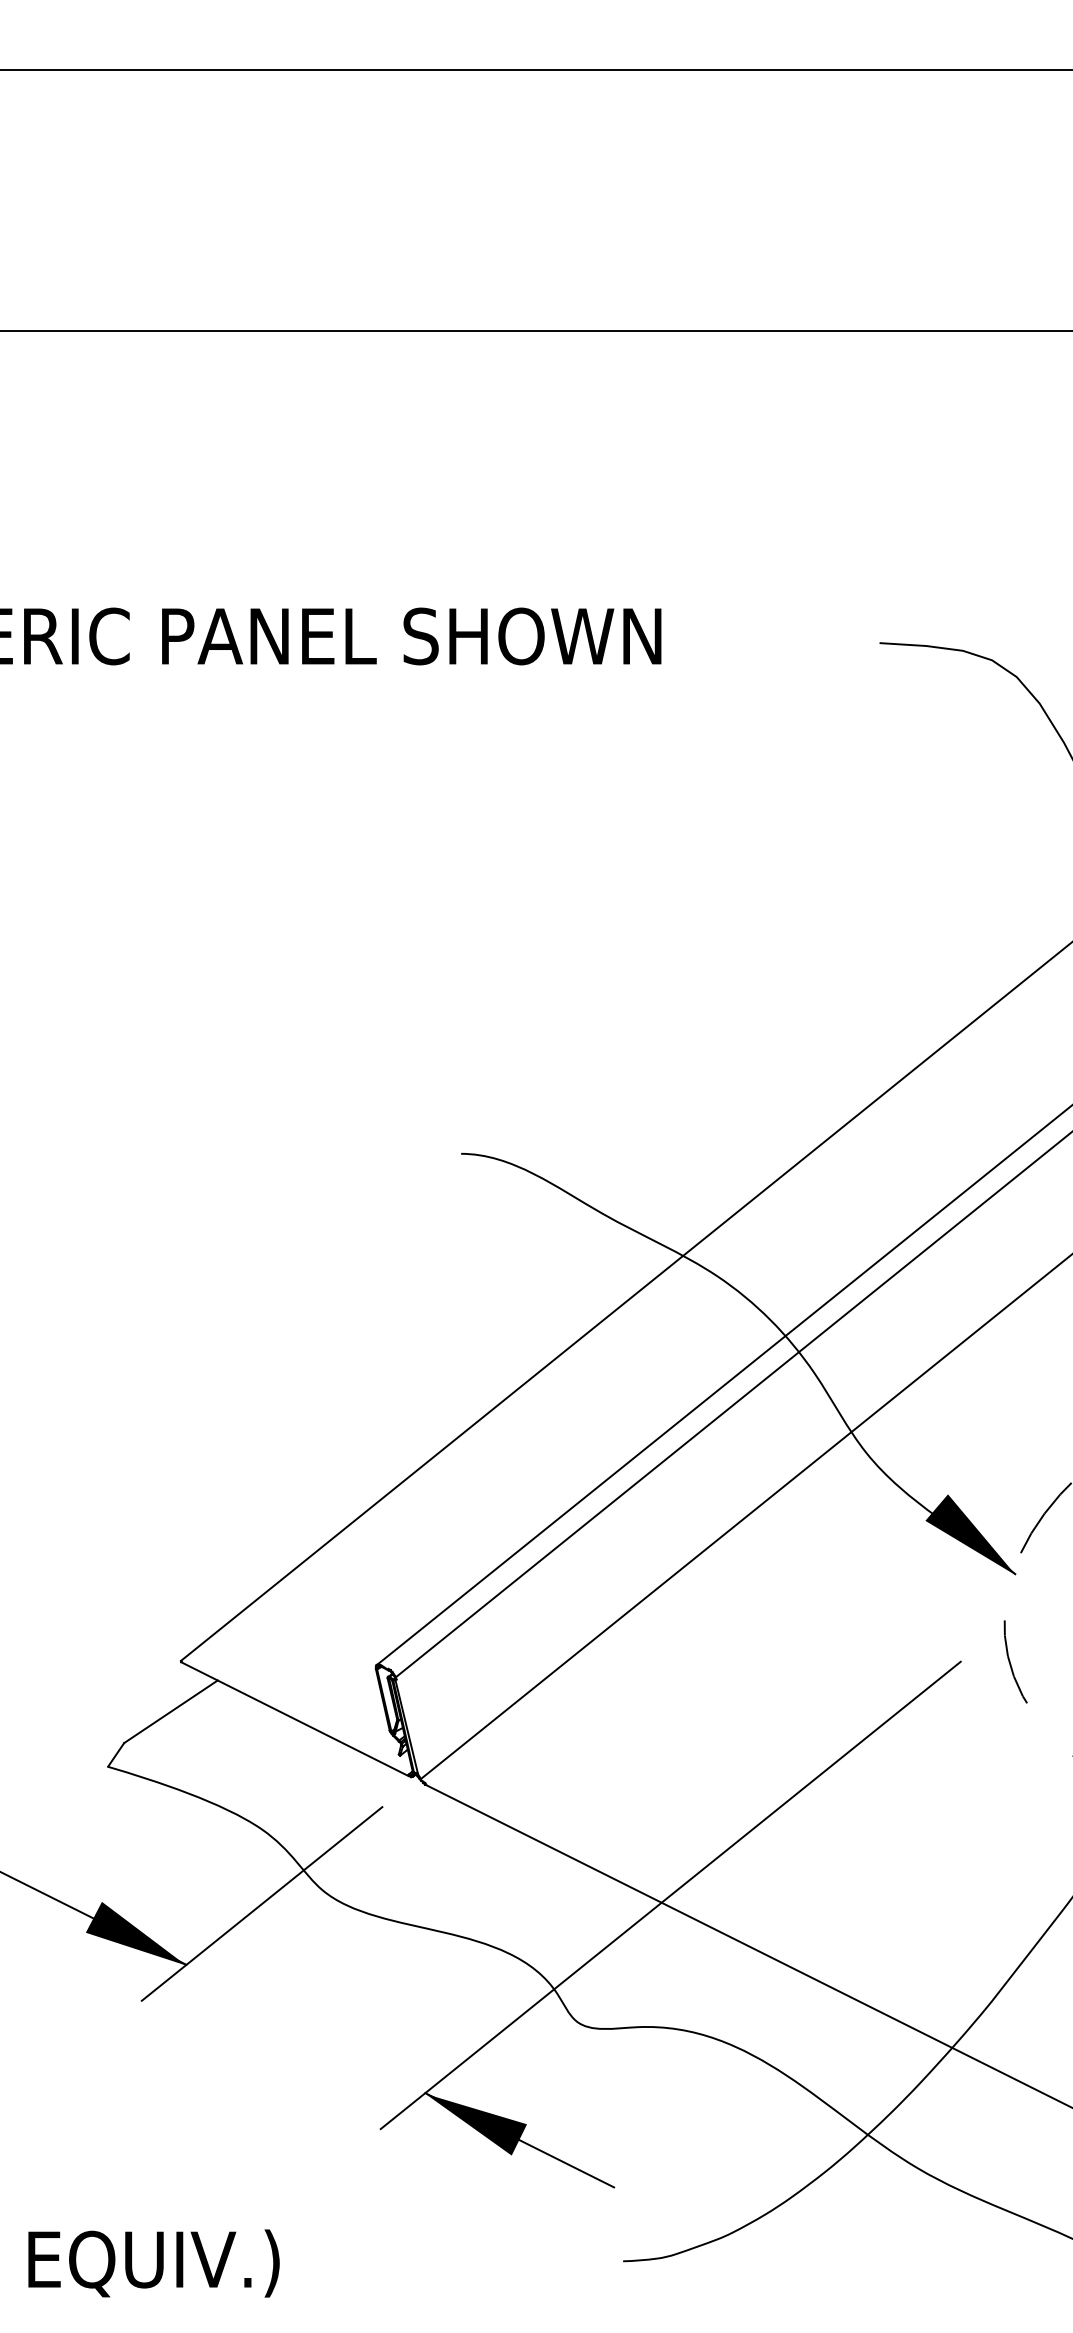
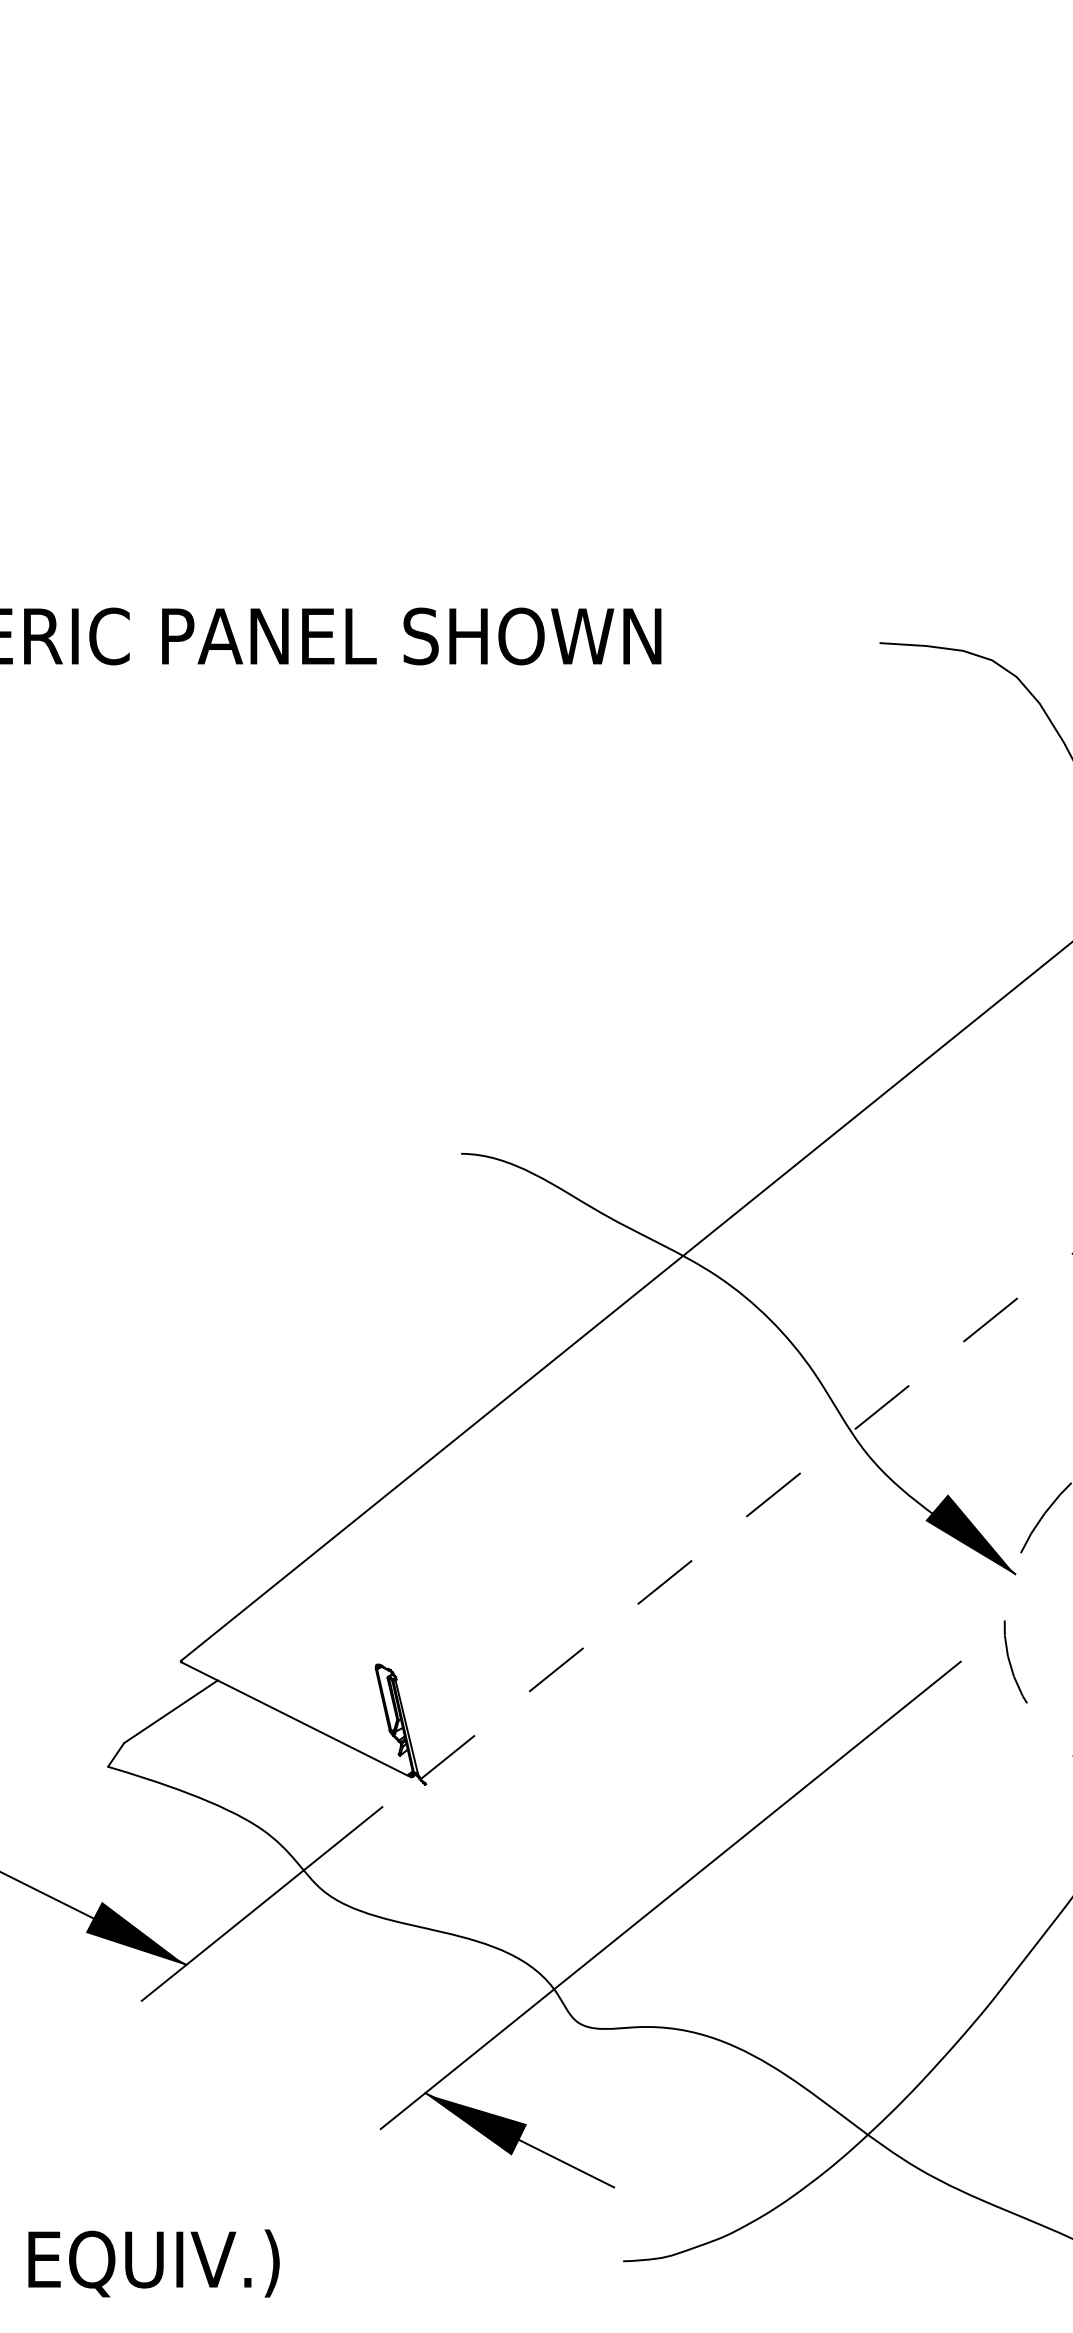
line: present -> none (535, 69)
line: present -> none (535, 331)
line: present -> none (722, 1386)
line: present -> none (732, 1405)
line: solid -> dashed (746, 1516)
line: present -> none (747, 1945)
